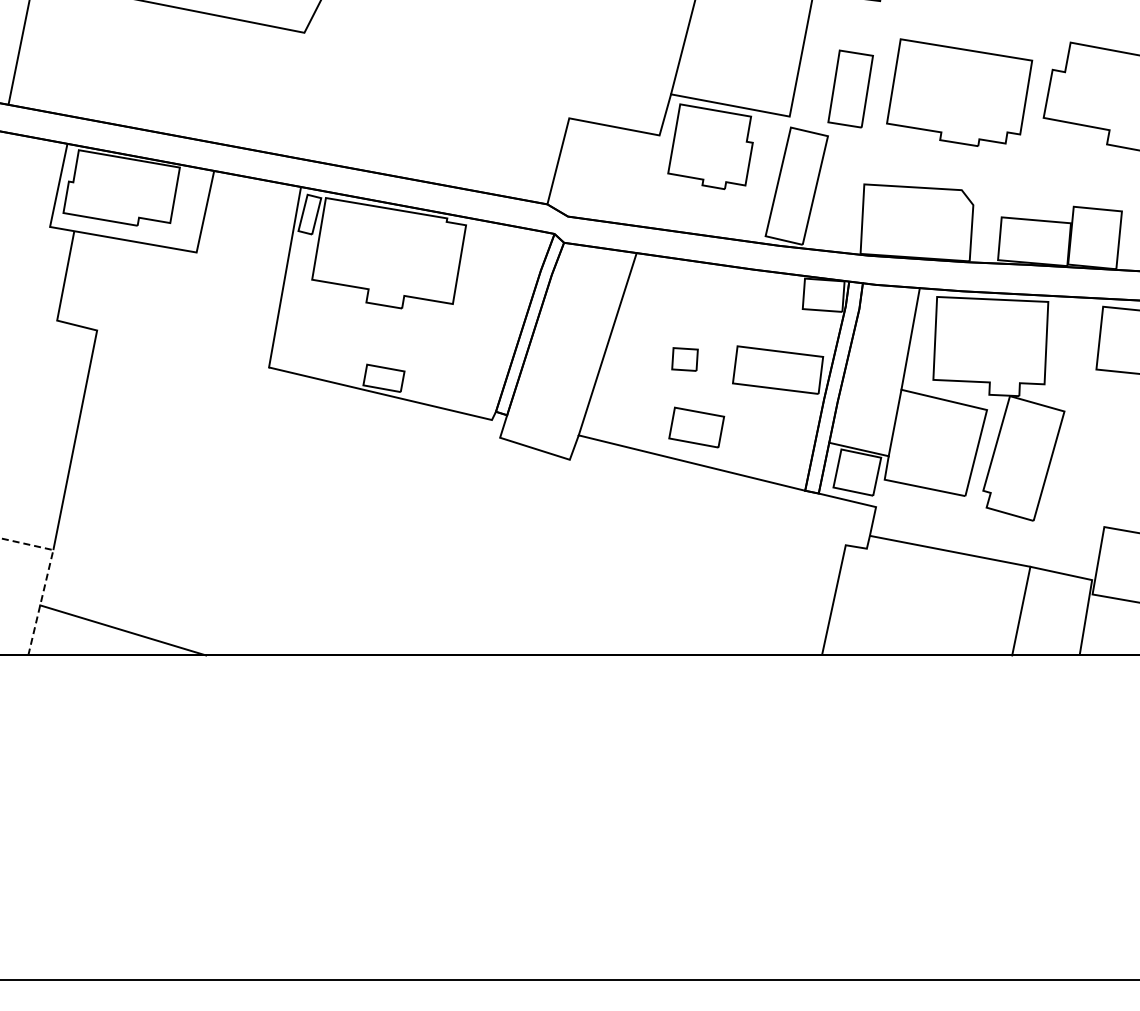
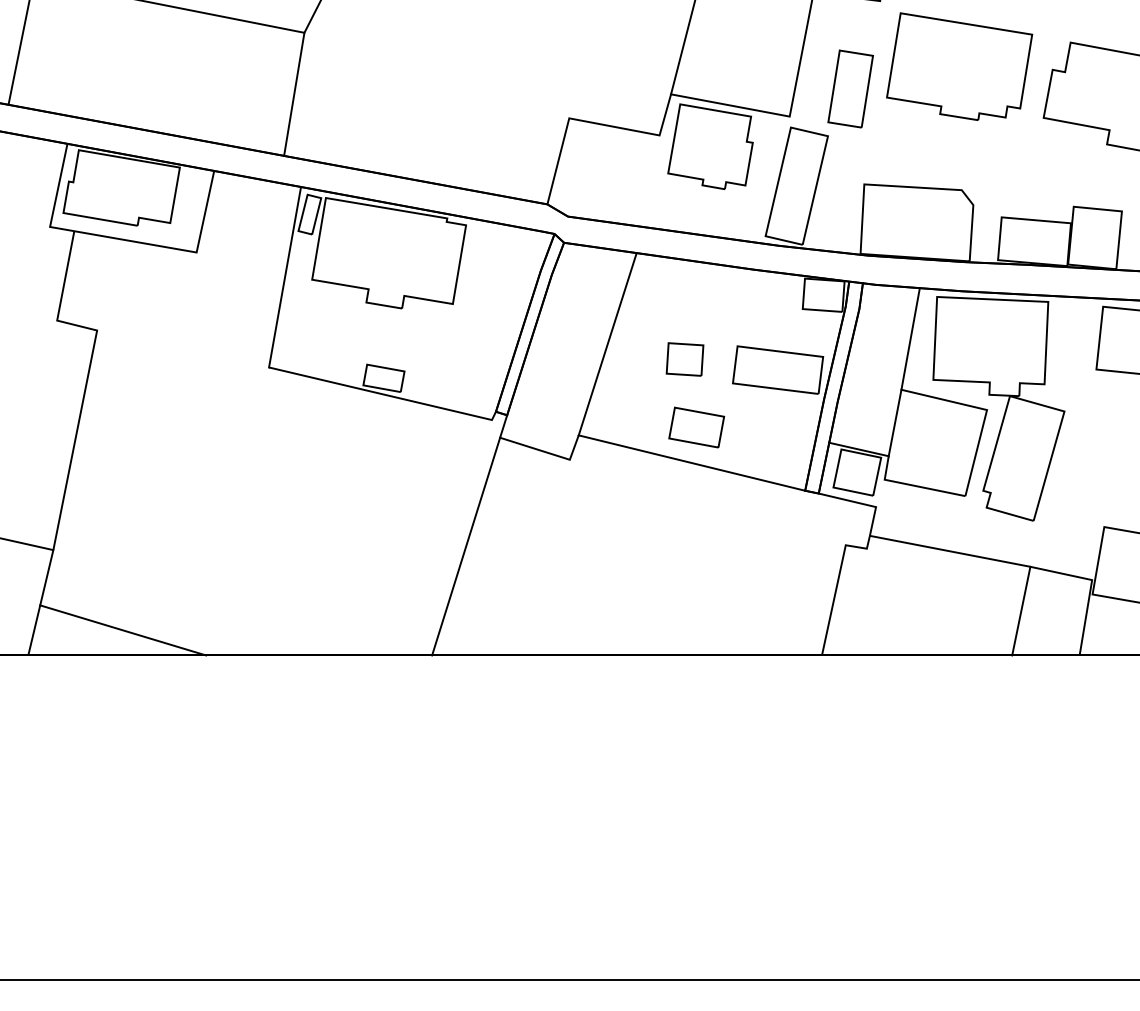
part position: (959, 92) -> (959, 66) (959, 66)
line: none -> present (294, 93)
part size: 28x25 px -> 40x35 px (684, 359)
line: none -> present (466, 546)
line: dashed -> solid (47, 576)
